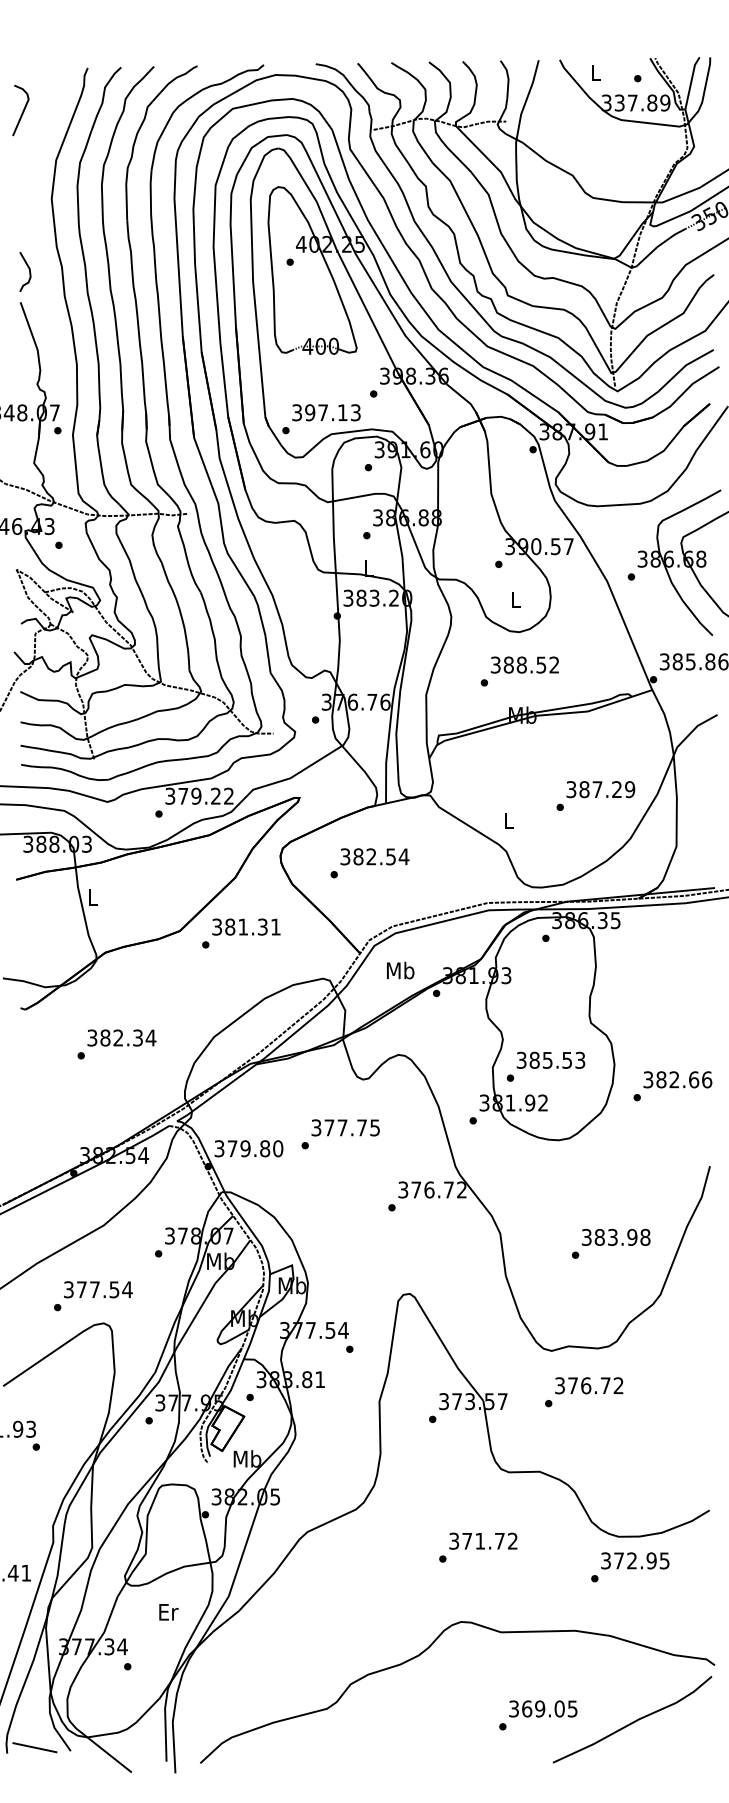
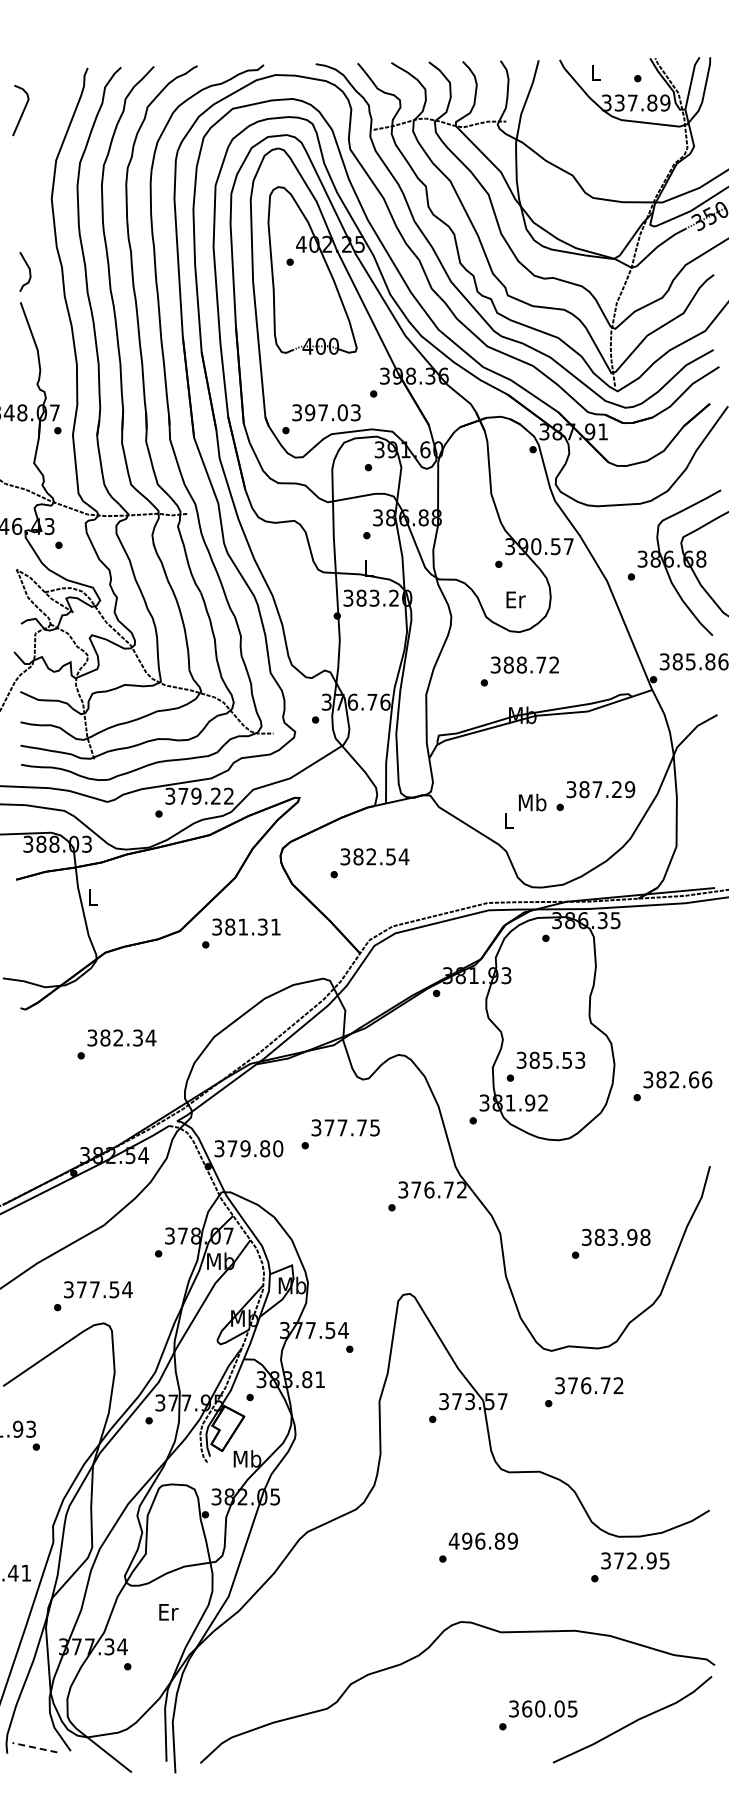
text: 397.13 -> 397.03 (342, 412)
text: L -> Er (515, 599)
text: 388.52 -> 388.72 (541, 664)
text position: (400, 970) -> (532, 802) (532, 802)
text: 371.72 -> 496.89 (482, 1540)
text: 369.05 -> 360.05 (540, 1708)
line: solid -> dashed (34, 1747)
